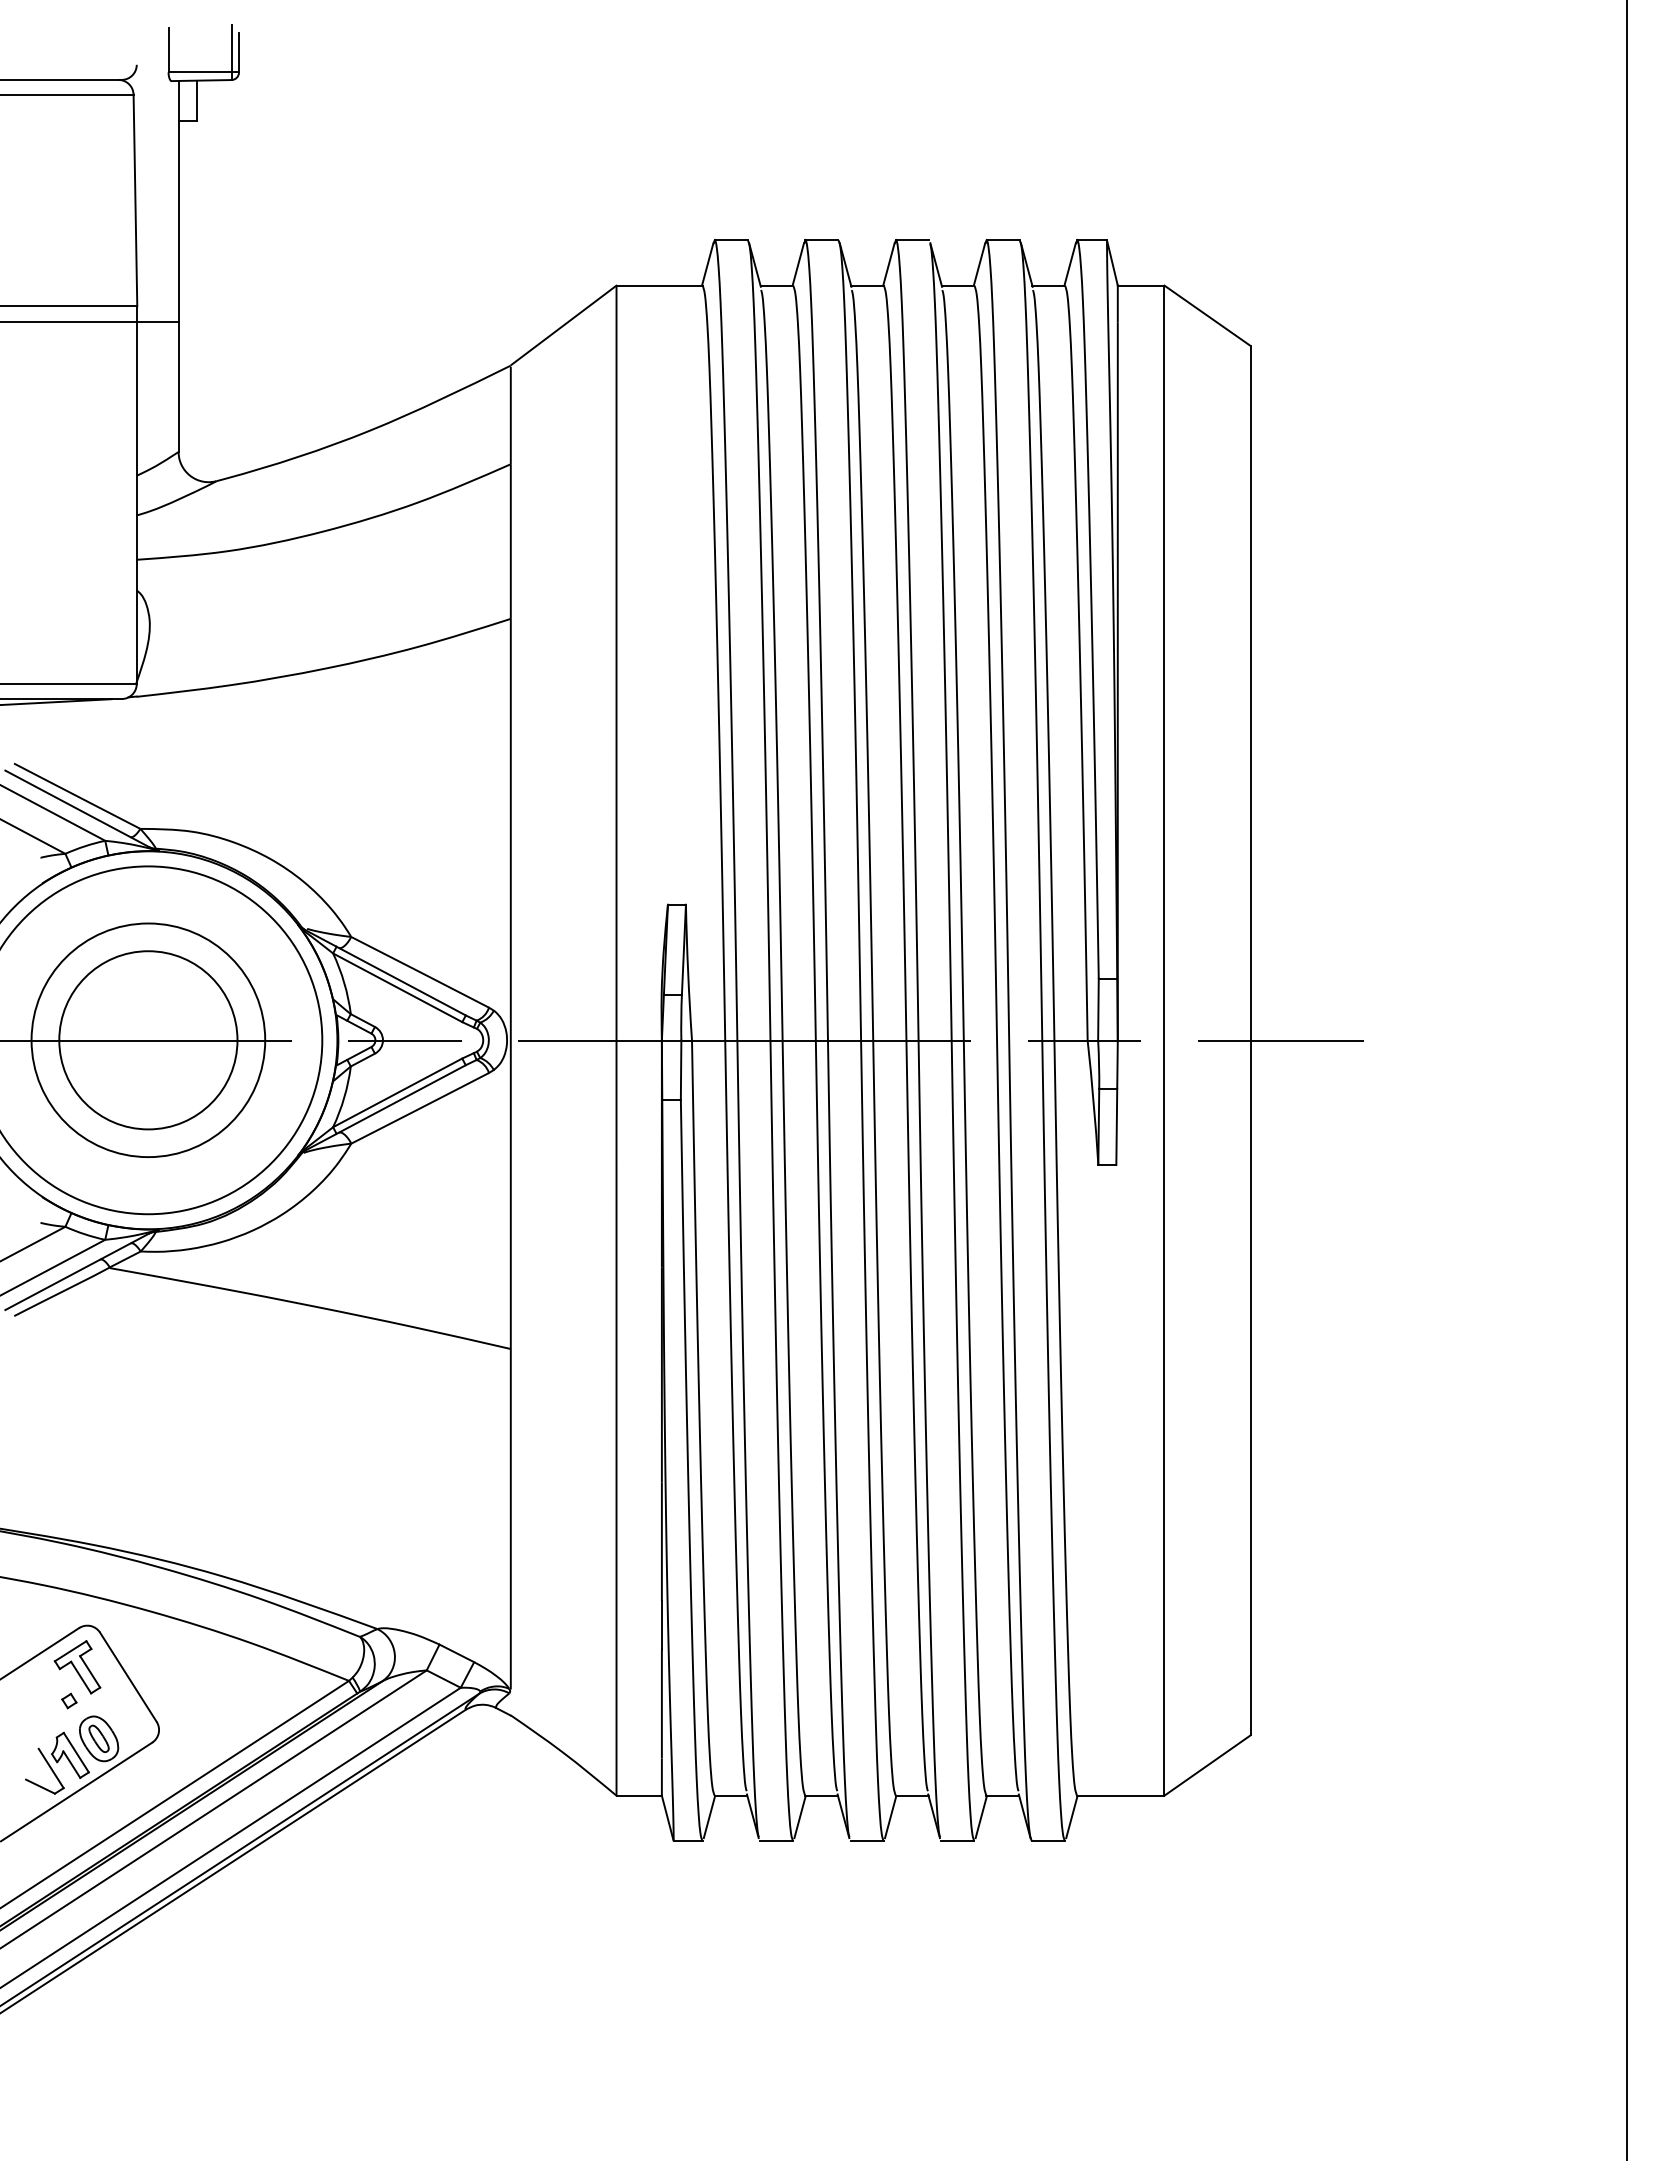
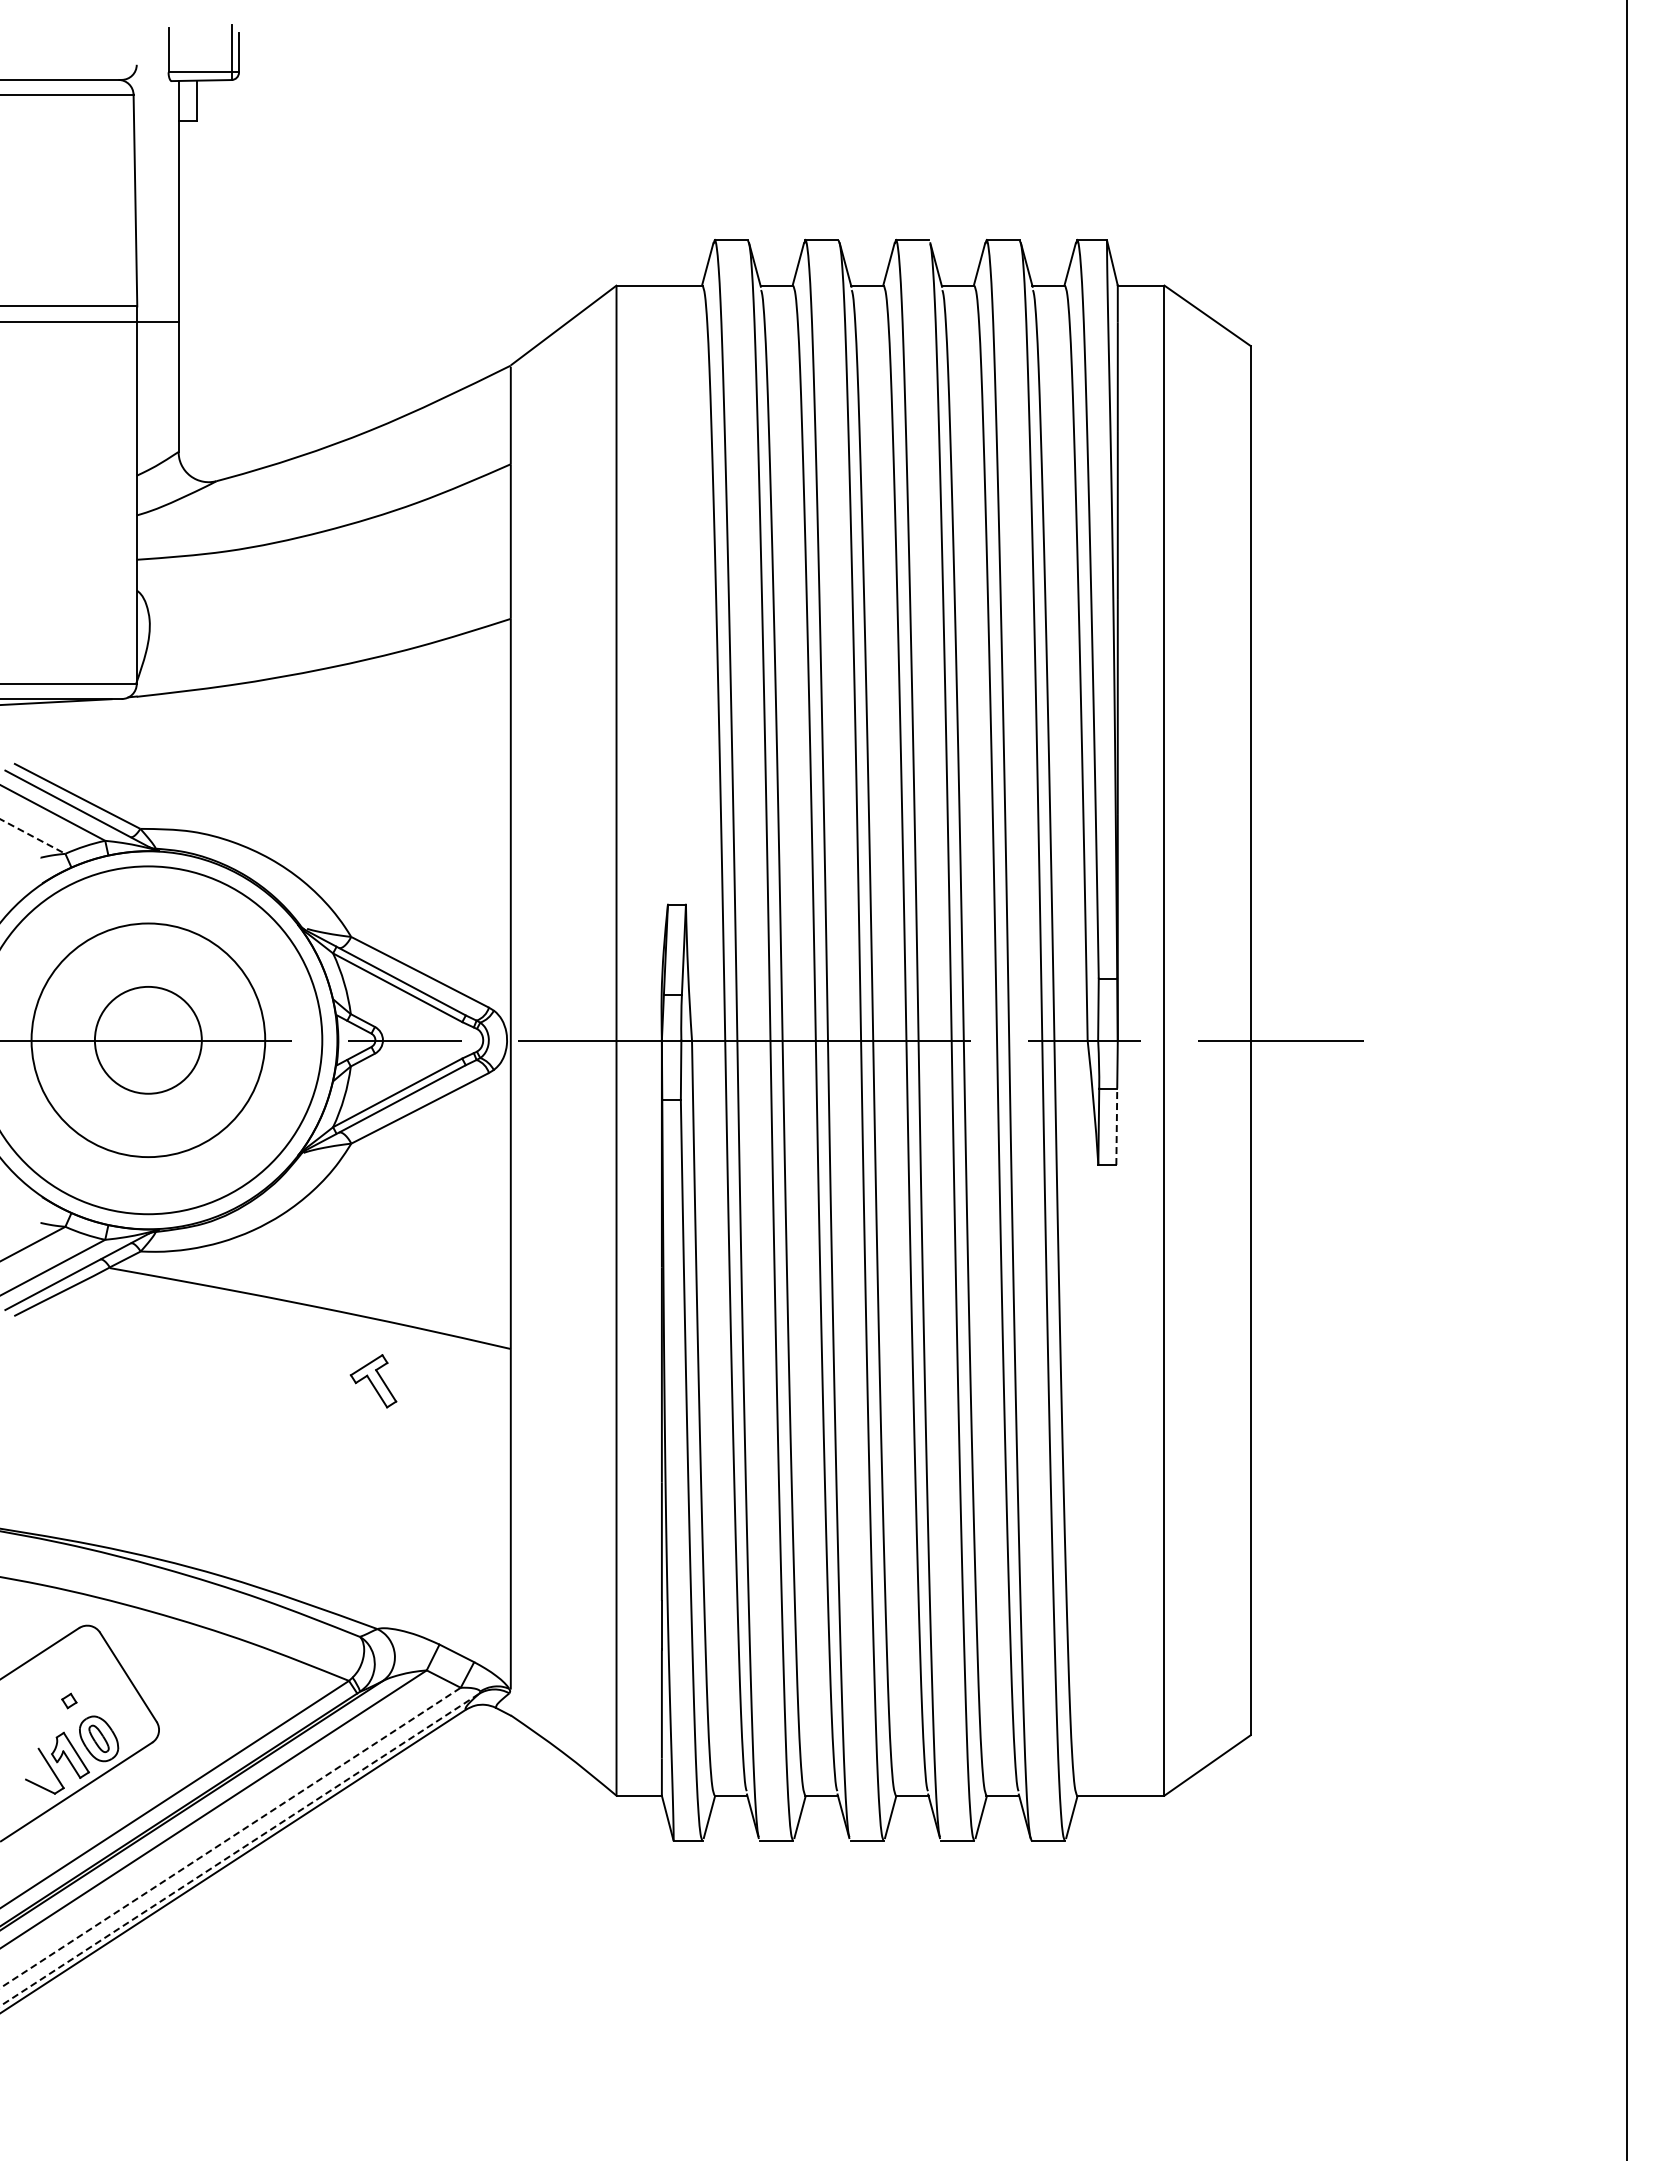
line: solid -> dashed (33, 836)
circle diameter: 178 px -> 107 px (147, 1039)
line: solid -> dashed (1116, 1126)
part position: (77, 1667) -> (373, 1381) (373, 1381)
line: solid -> dashed (230, 1837)
line: solid -> dashed (239, 1850)
